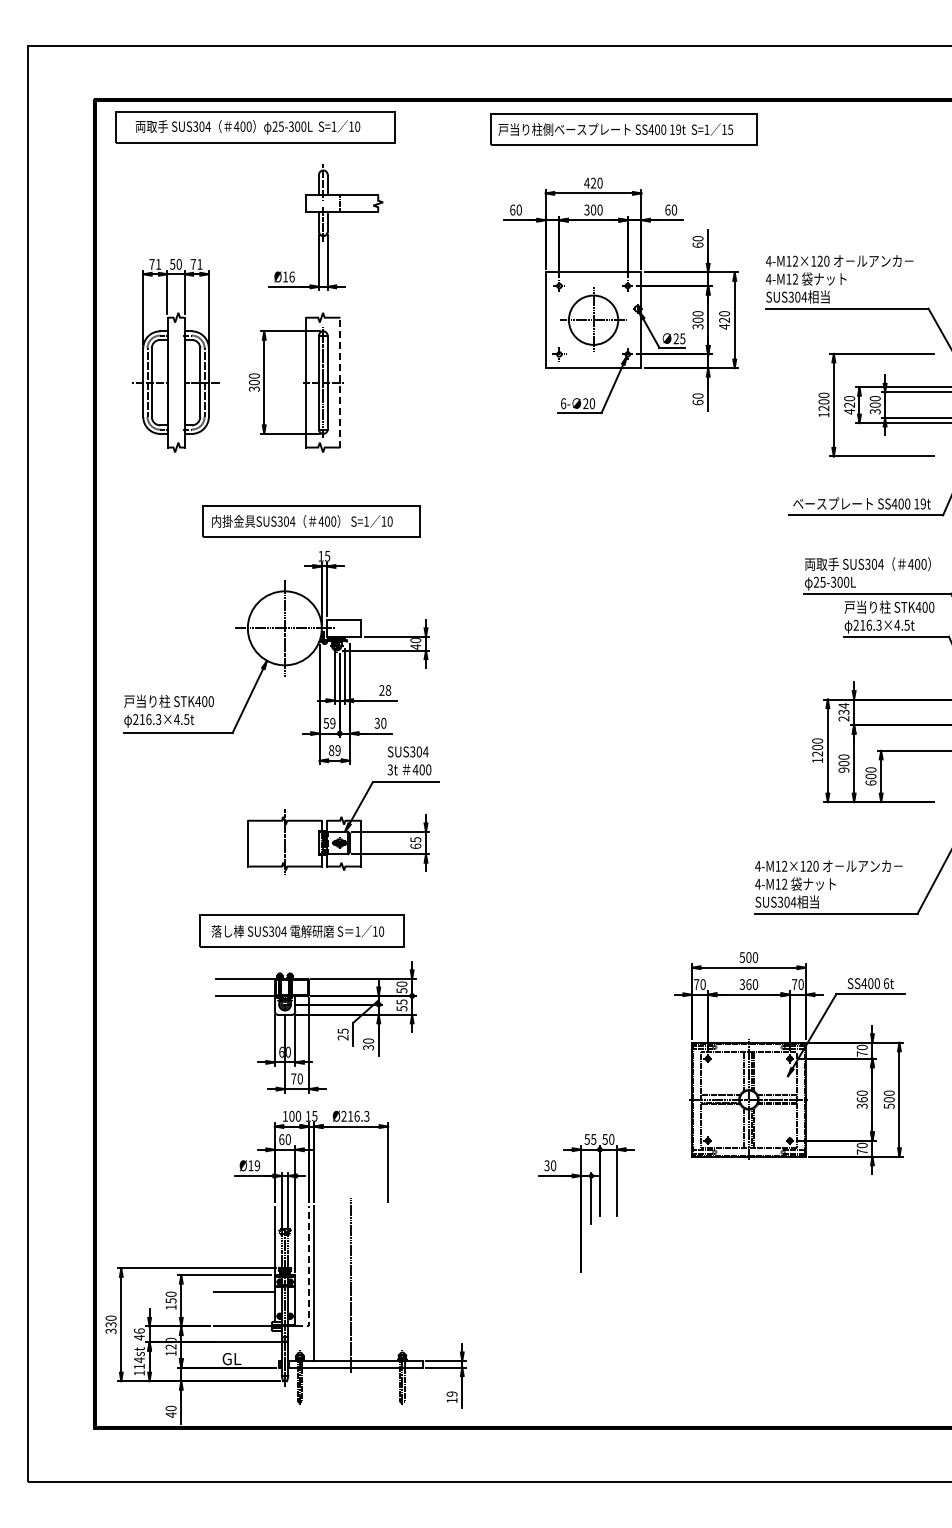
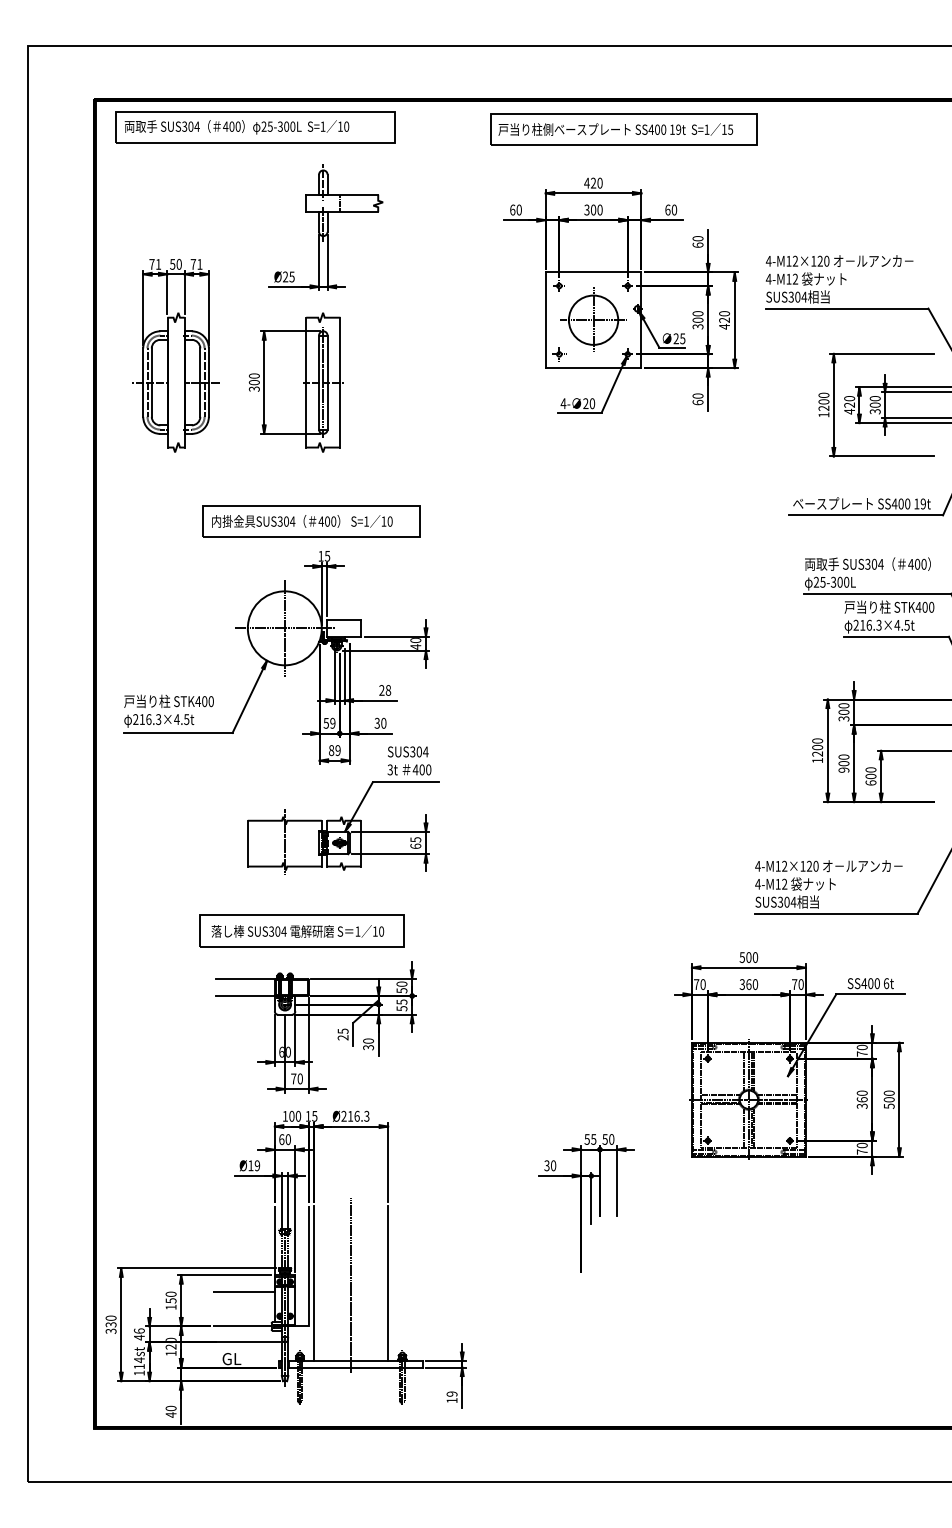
text position: (247, 127) -> (236, 127) (236, 127)
text: Ø16 -> Ø25 (288, 276)
line: dashed -> solid (340, 382)
text: 6- -> 4- (563, 403)
text: 234 -> 300 (843, 712)
line: none -> present (388, 1283)
line: dashed -> solid (309, 1284)
